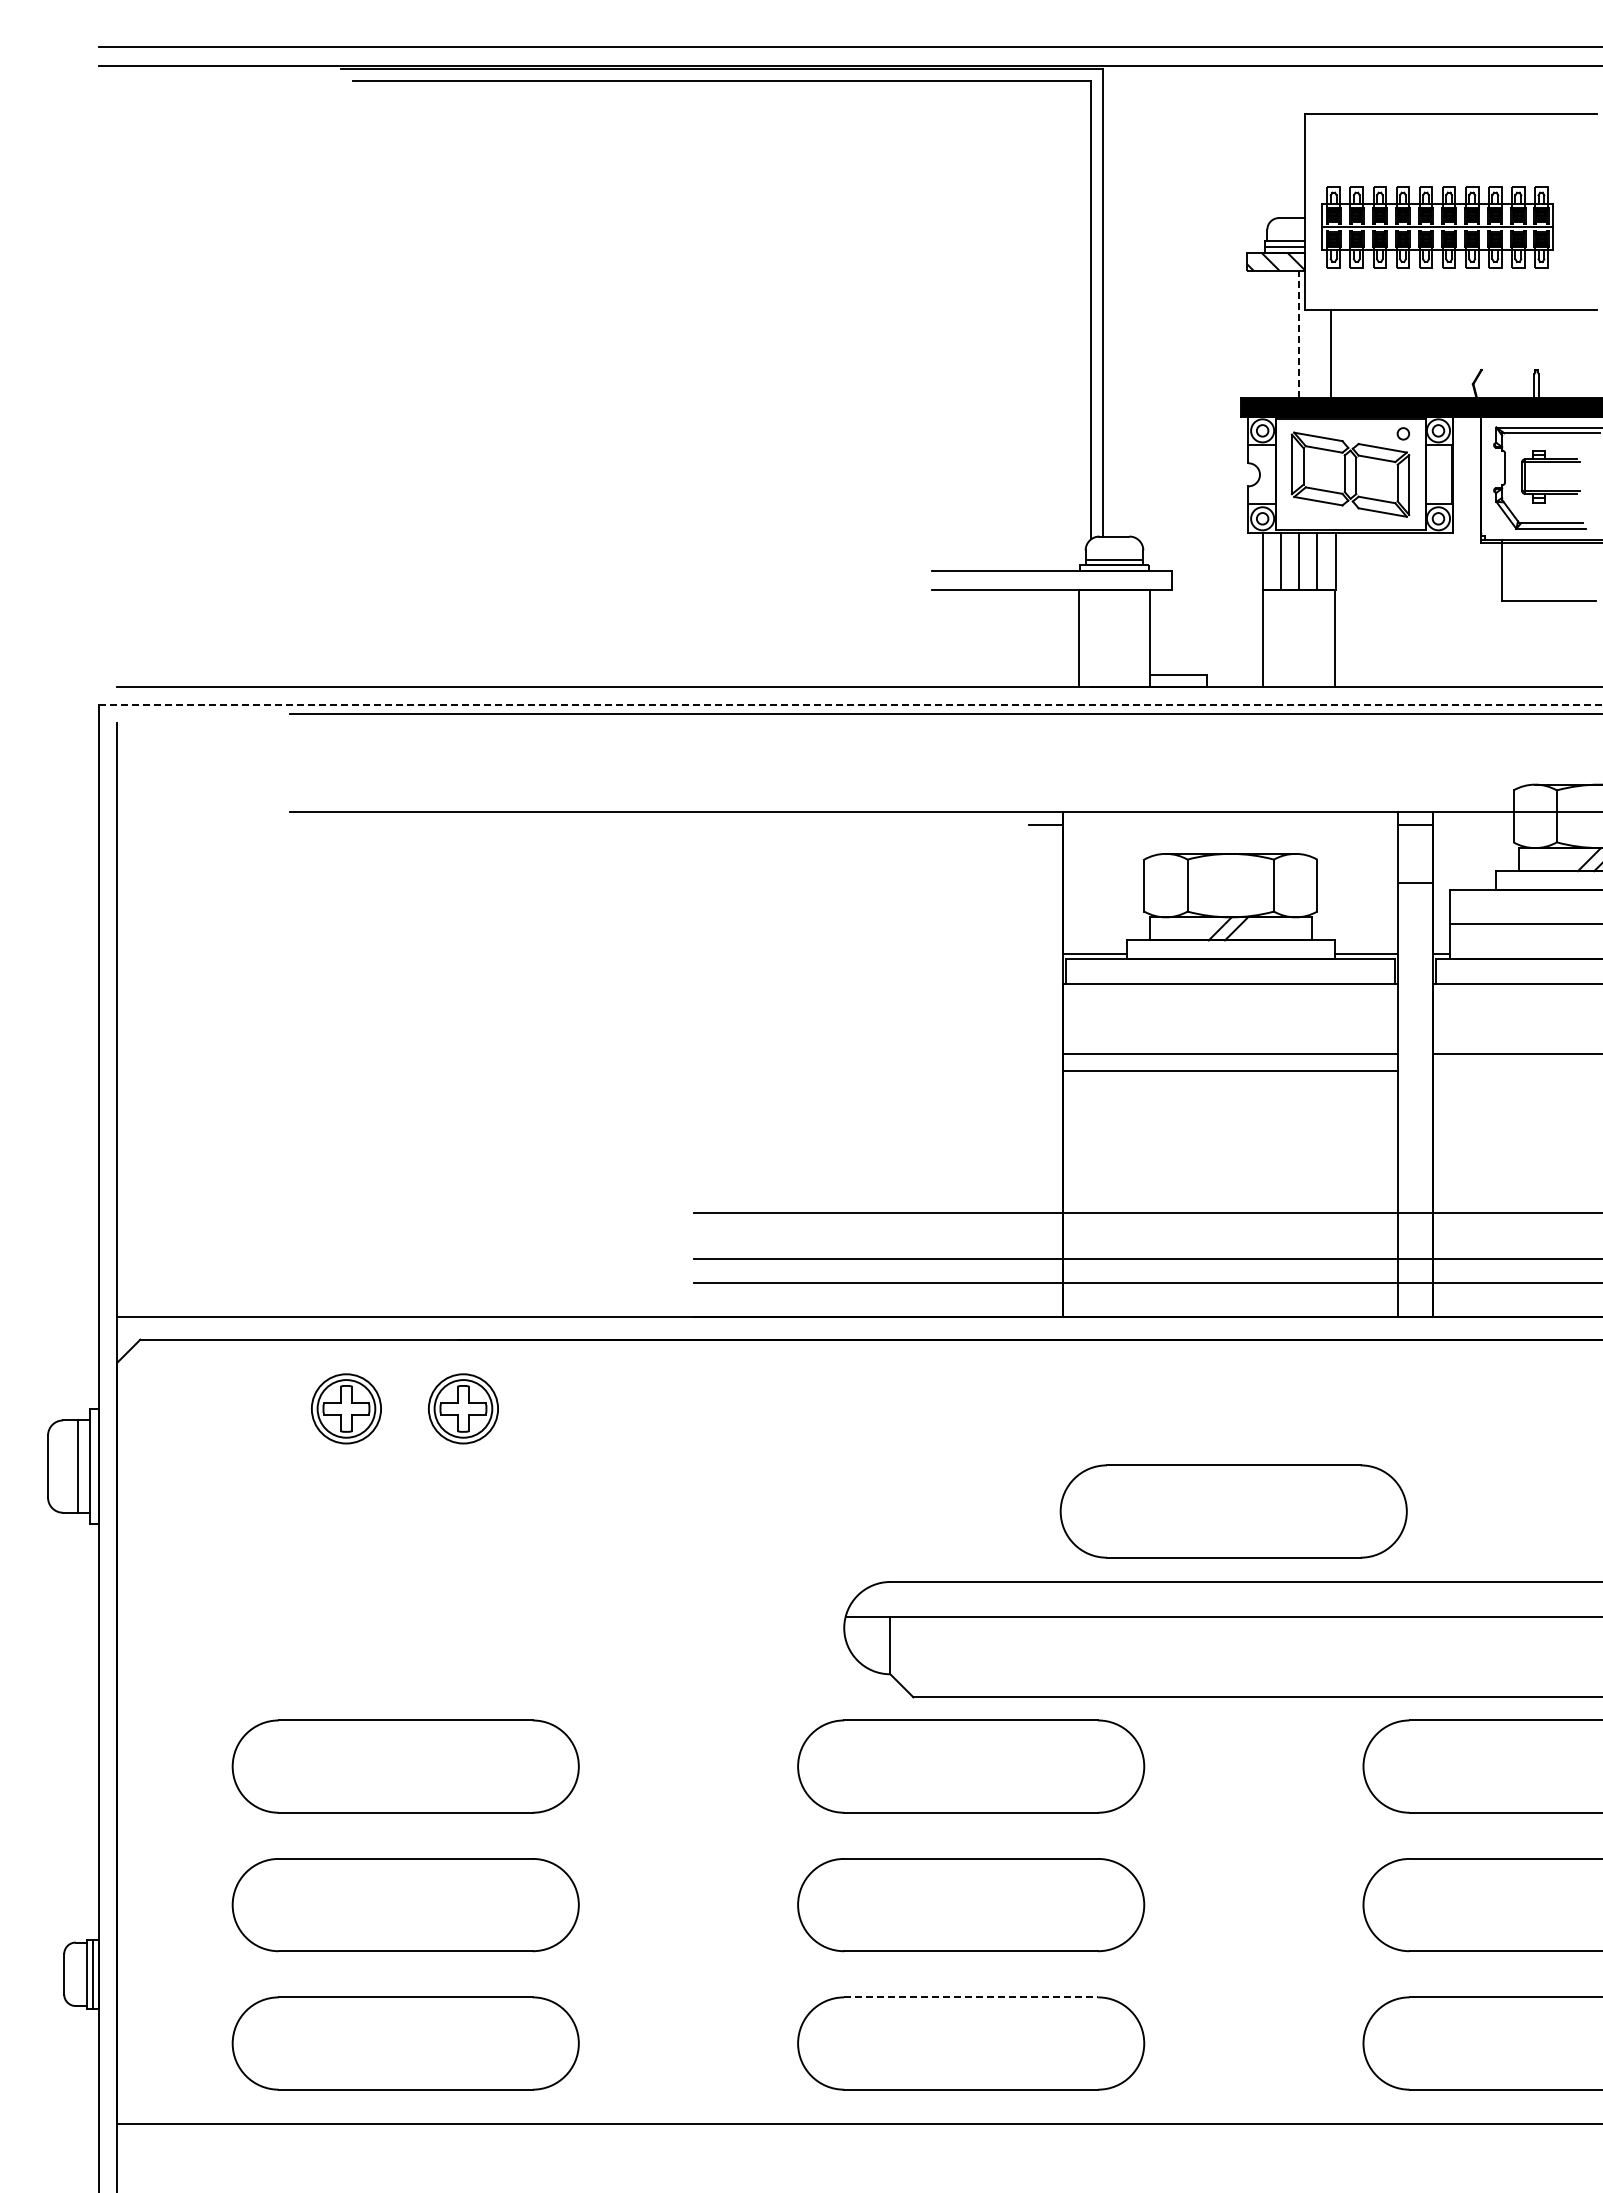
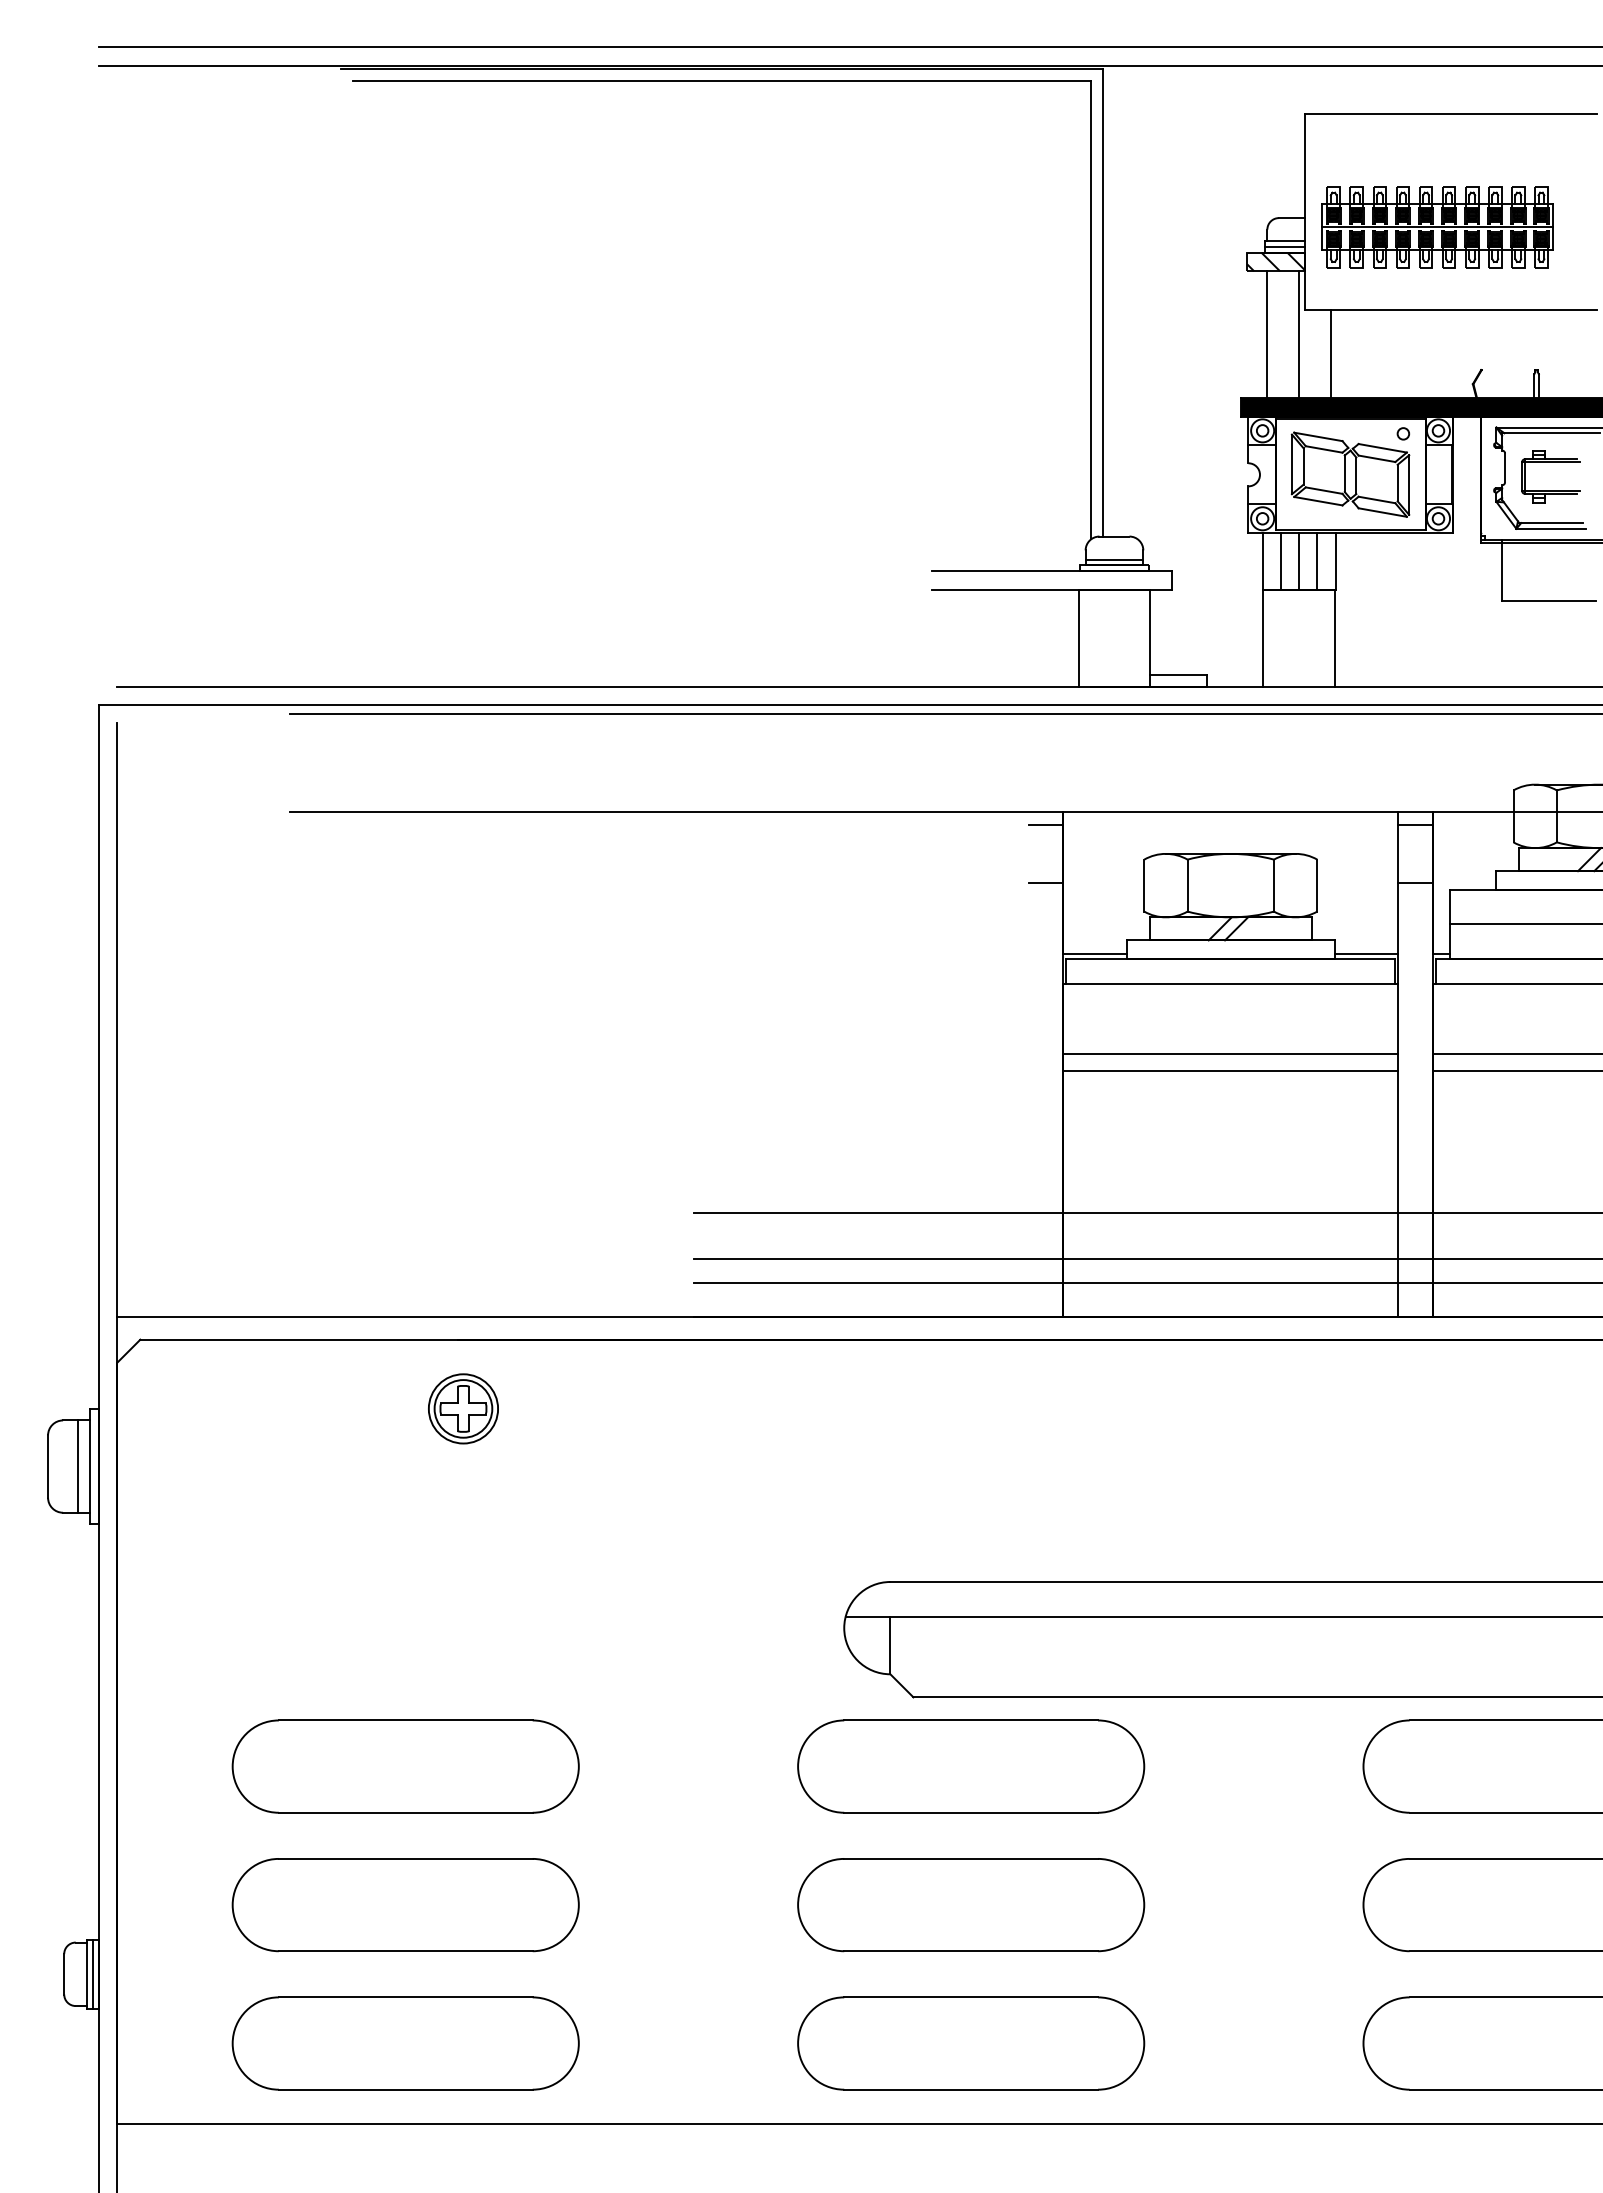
line: none -> present (1267, 334)
line: dashed -> solid (1299, 334)
line: dashed -> solid (850, 705)
line: none -> present (1045, 882)
line: none -> present (1515, 1070)
part: present -> none (346, 1408)
part: present -> none (1233, 1511)
line: dashed -> solid (971, 1997)
